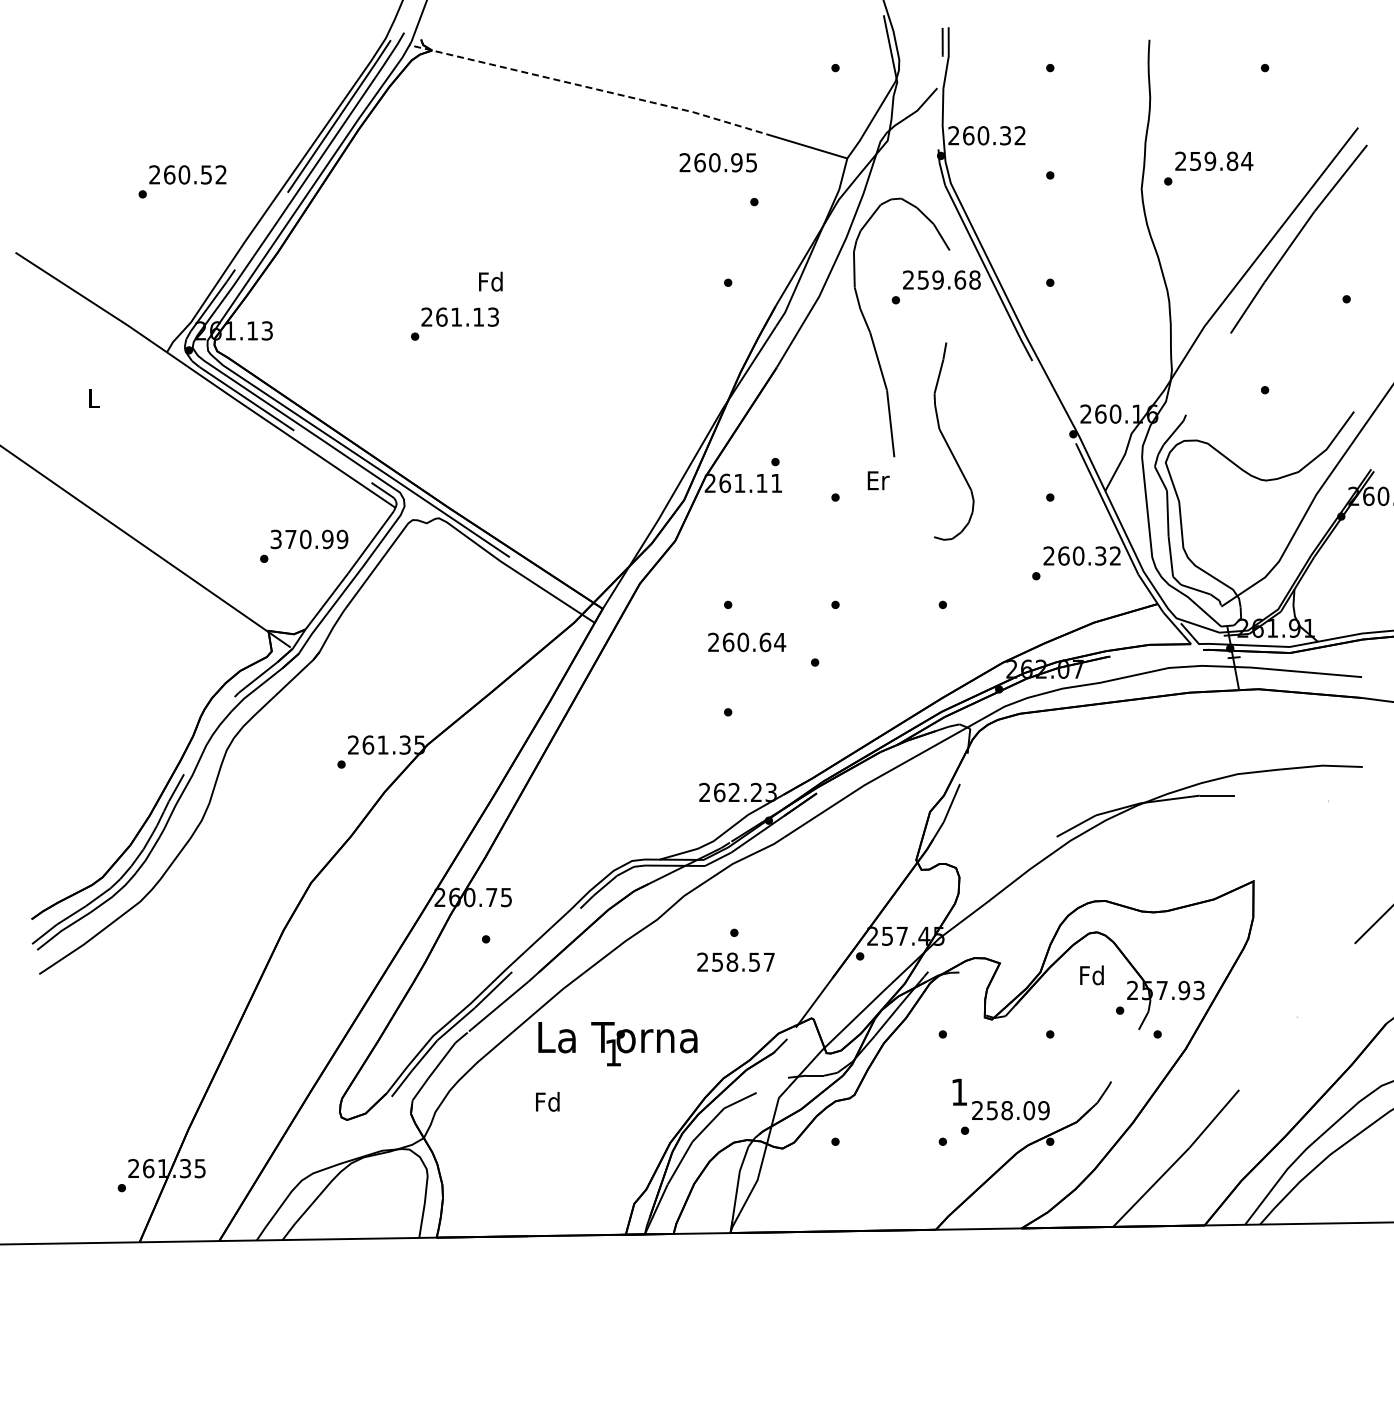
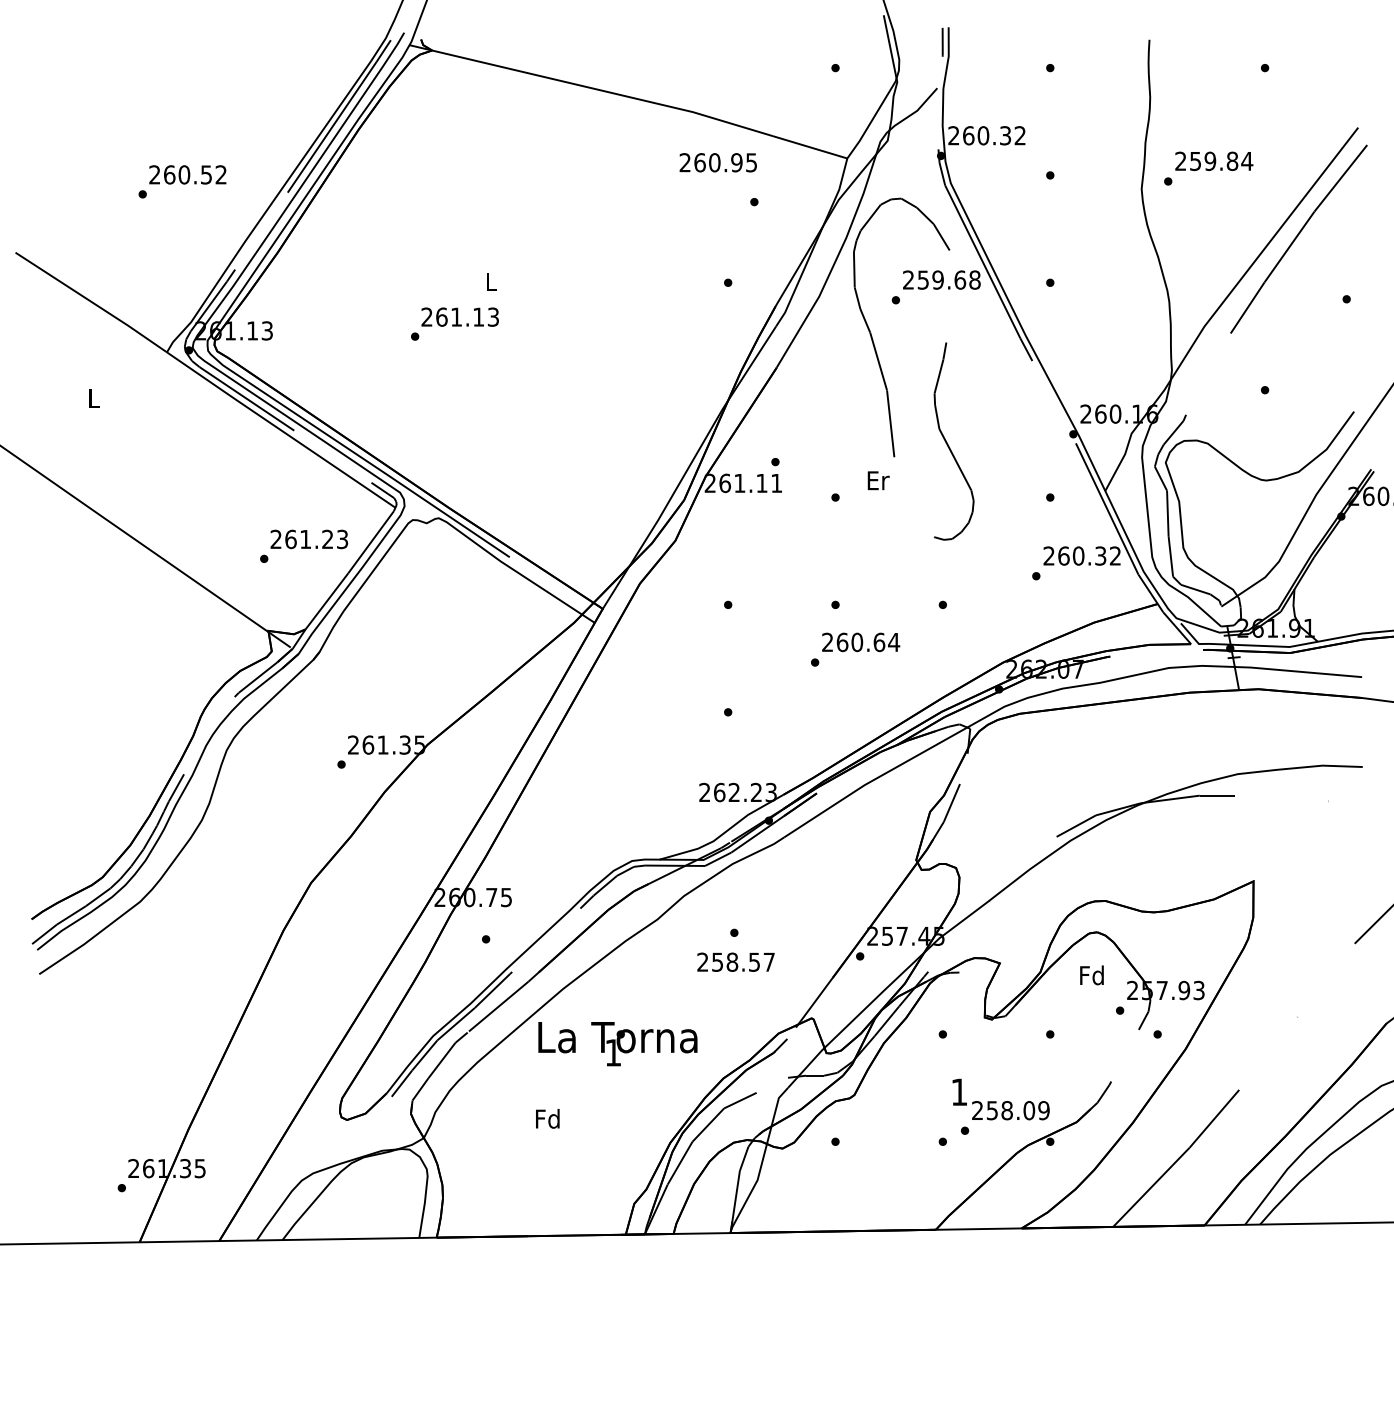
line: dashed -> solid (592, 88)
text: Fd -> L (490, 281)
text: 370.99 -> 261.23 (309, 539)
text position: (747, 642) -> (861, 642) (861, 642)
text position: (547, 1101) -> (547, 1118) (547, 1118)
